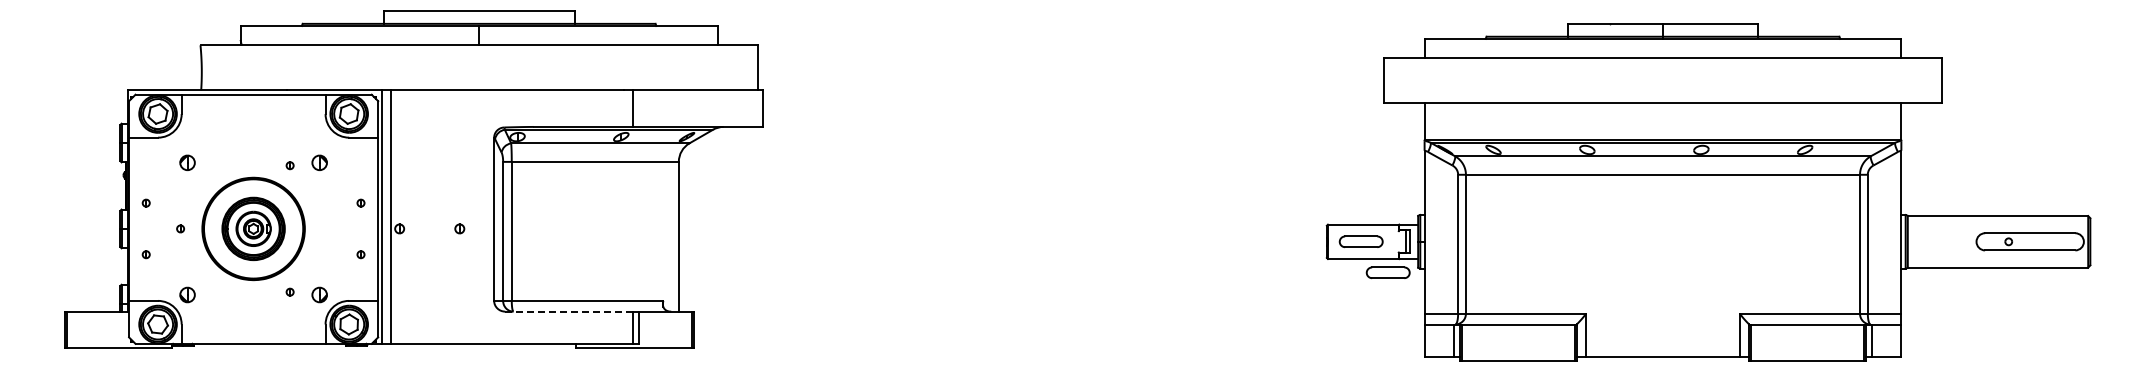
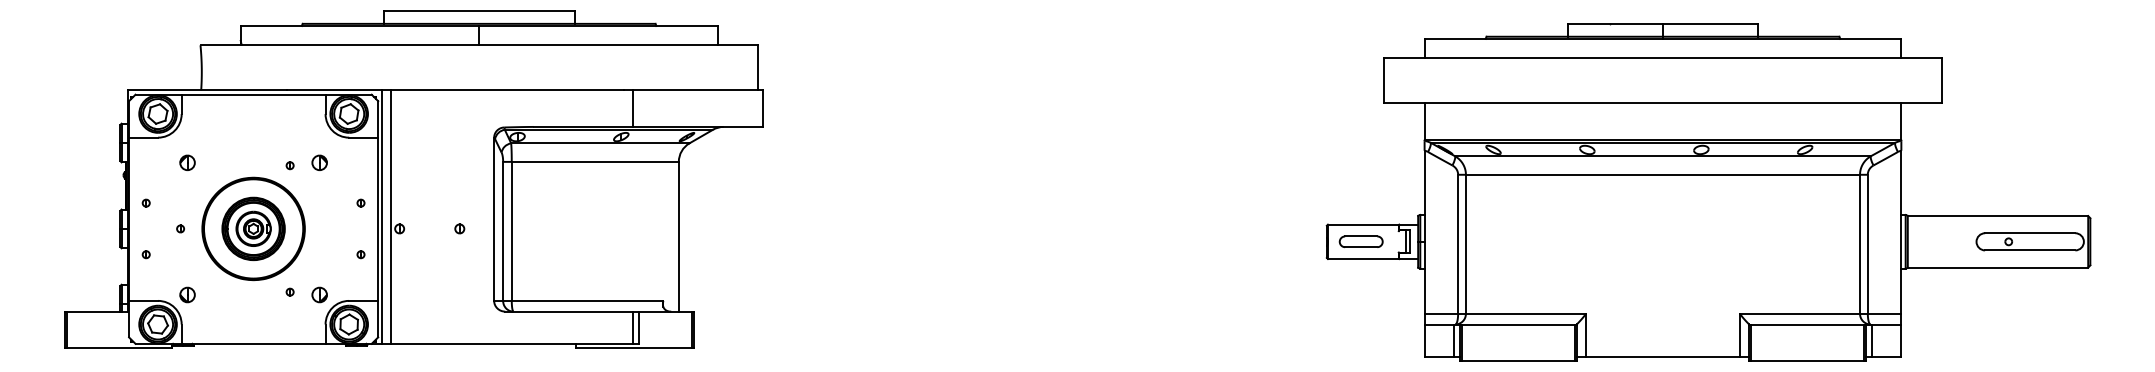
part: present -> none (1387, 272)
line: dashed -> solid (568, 311)
